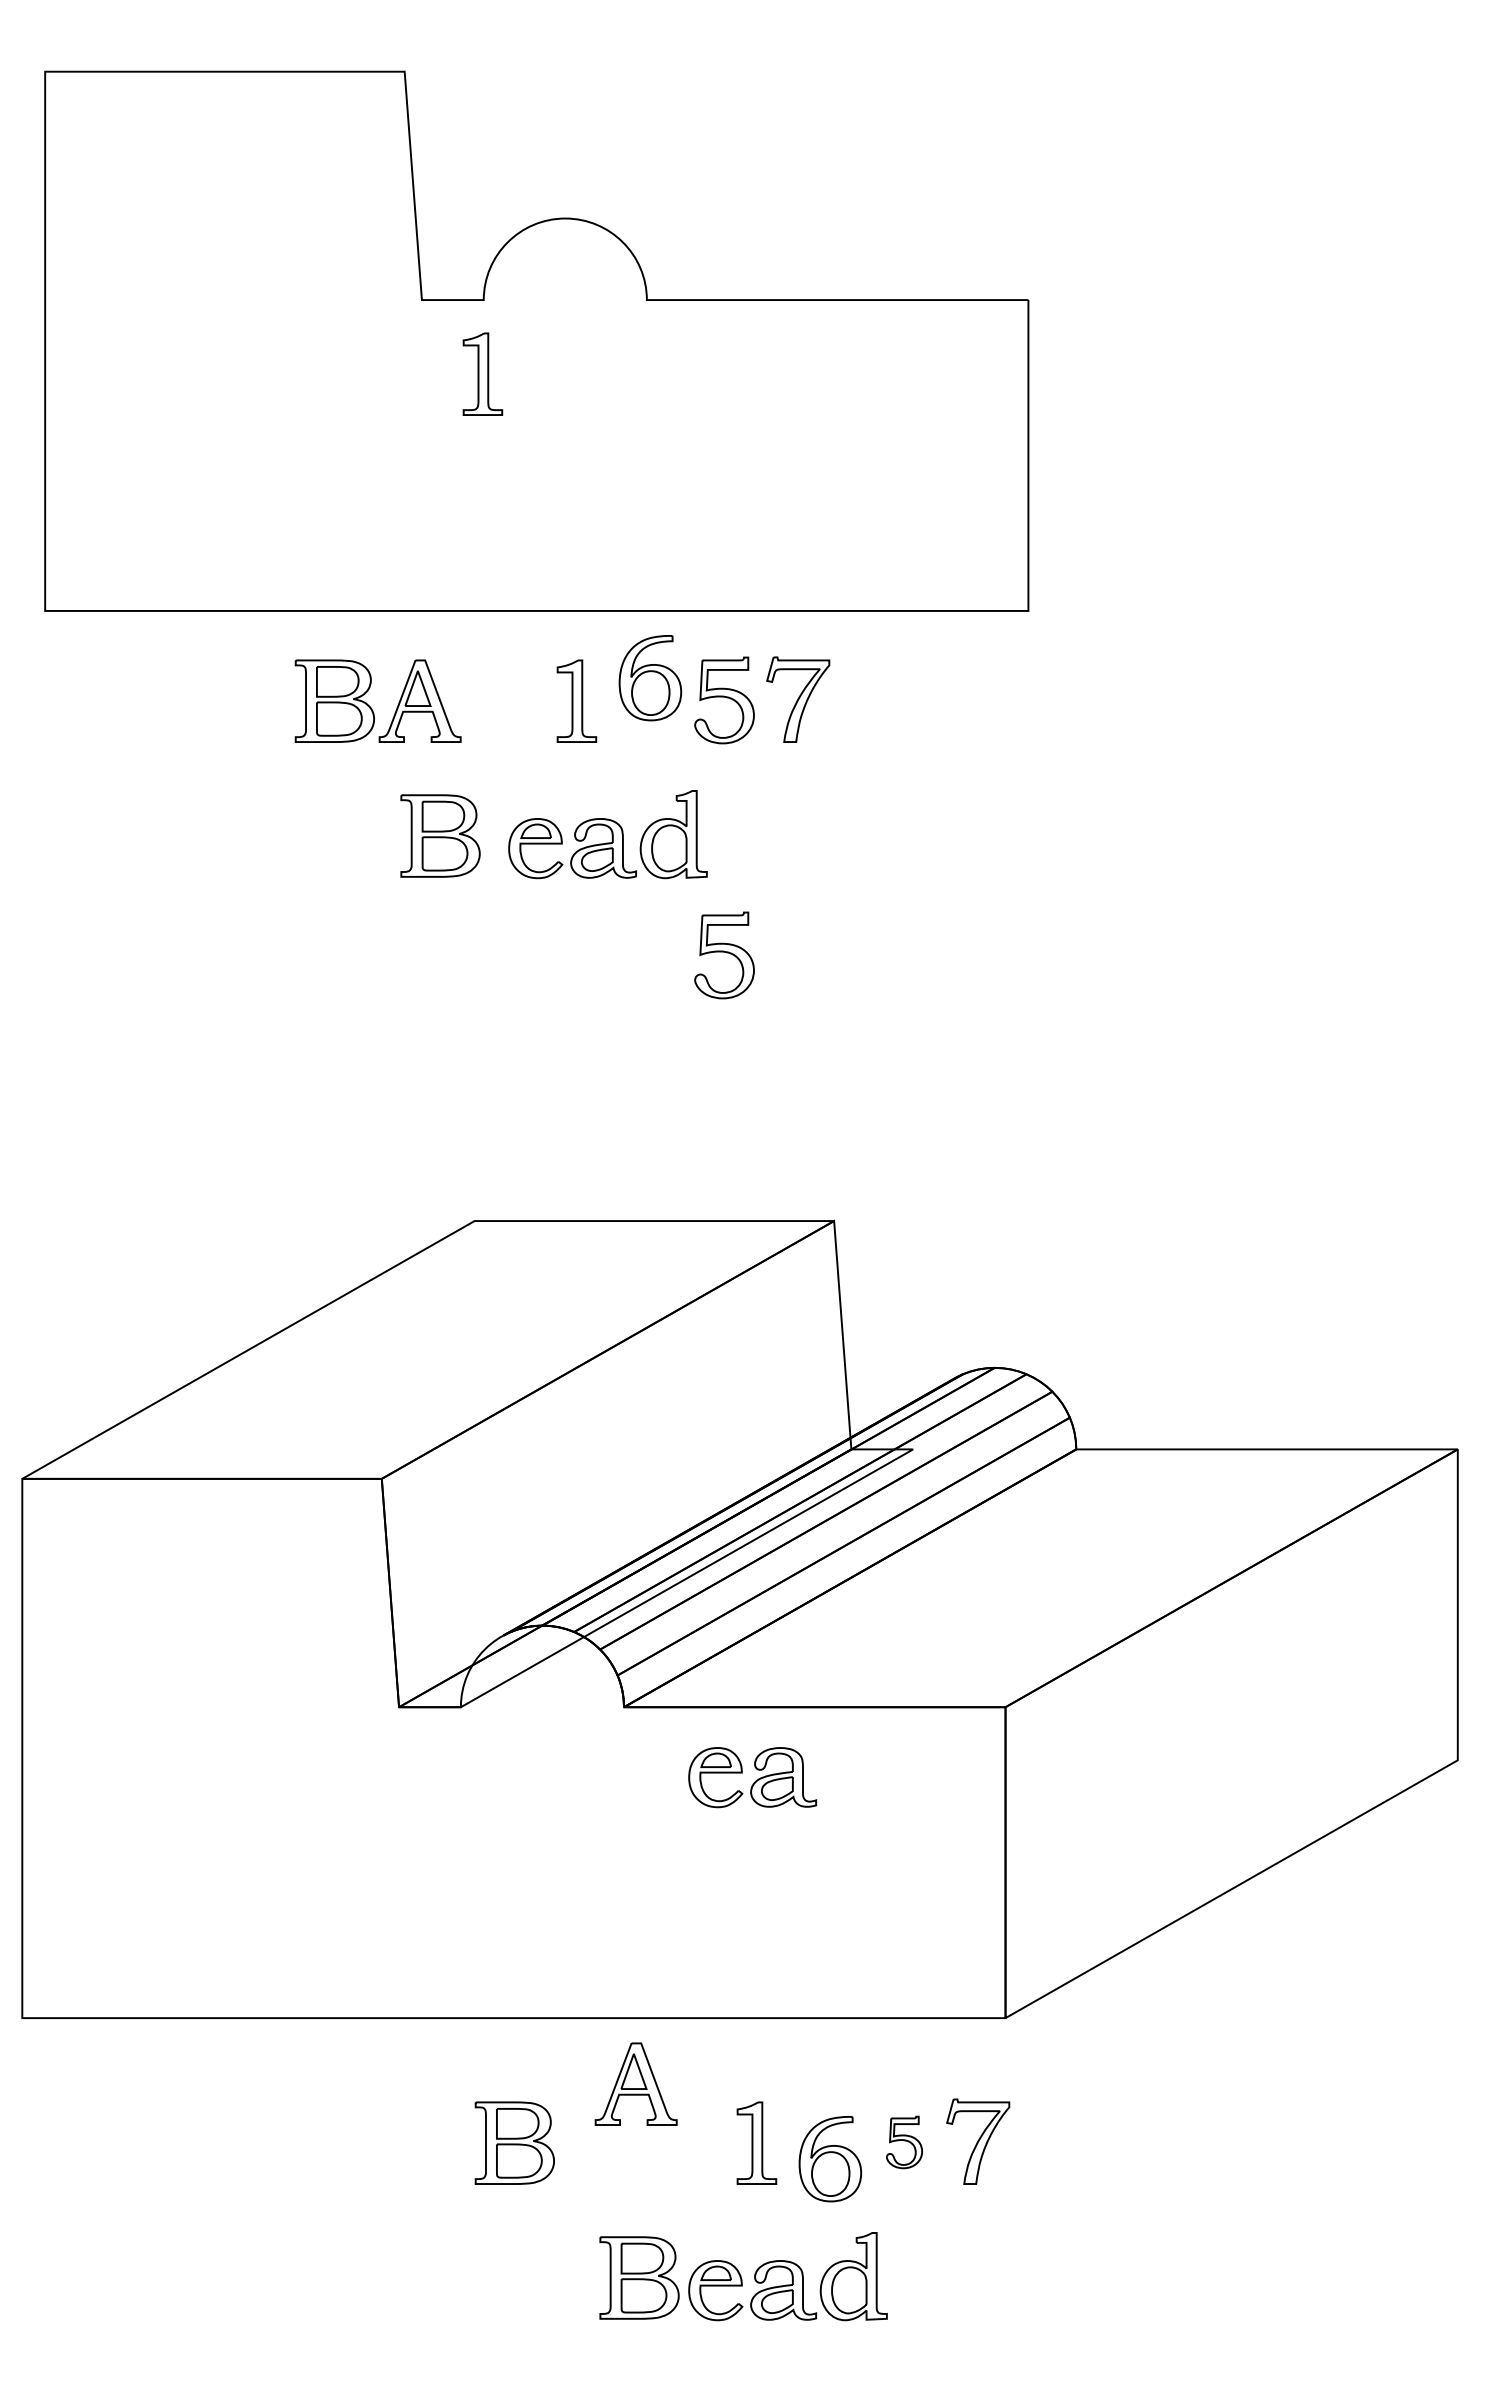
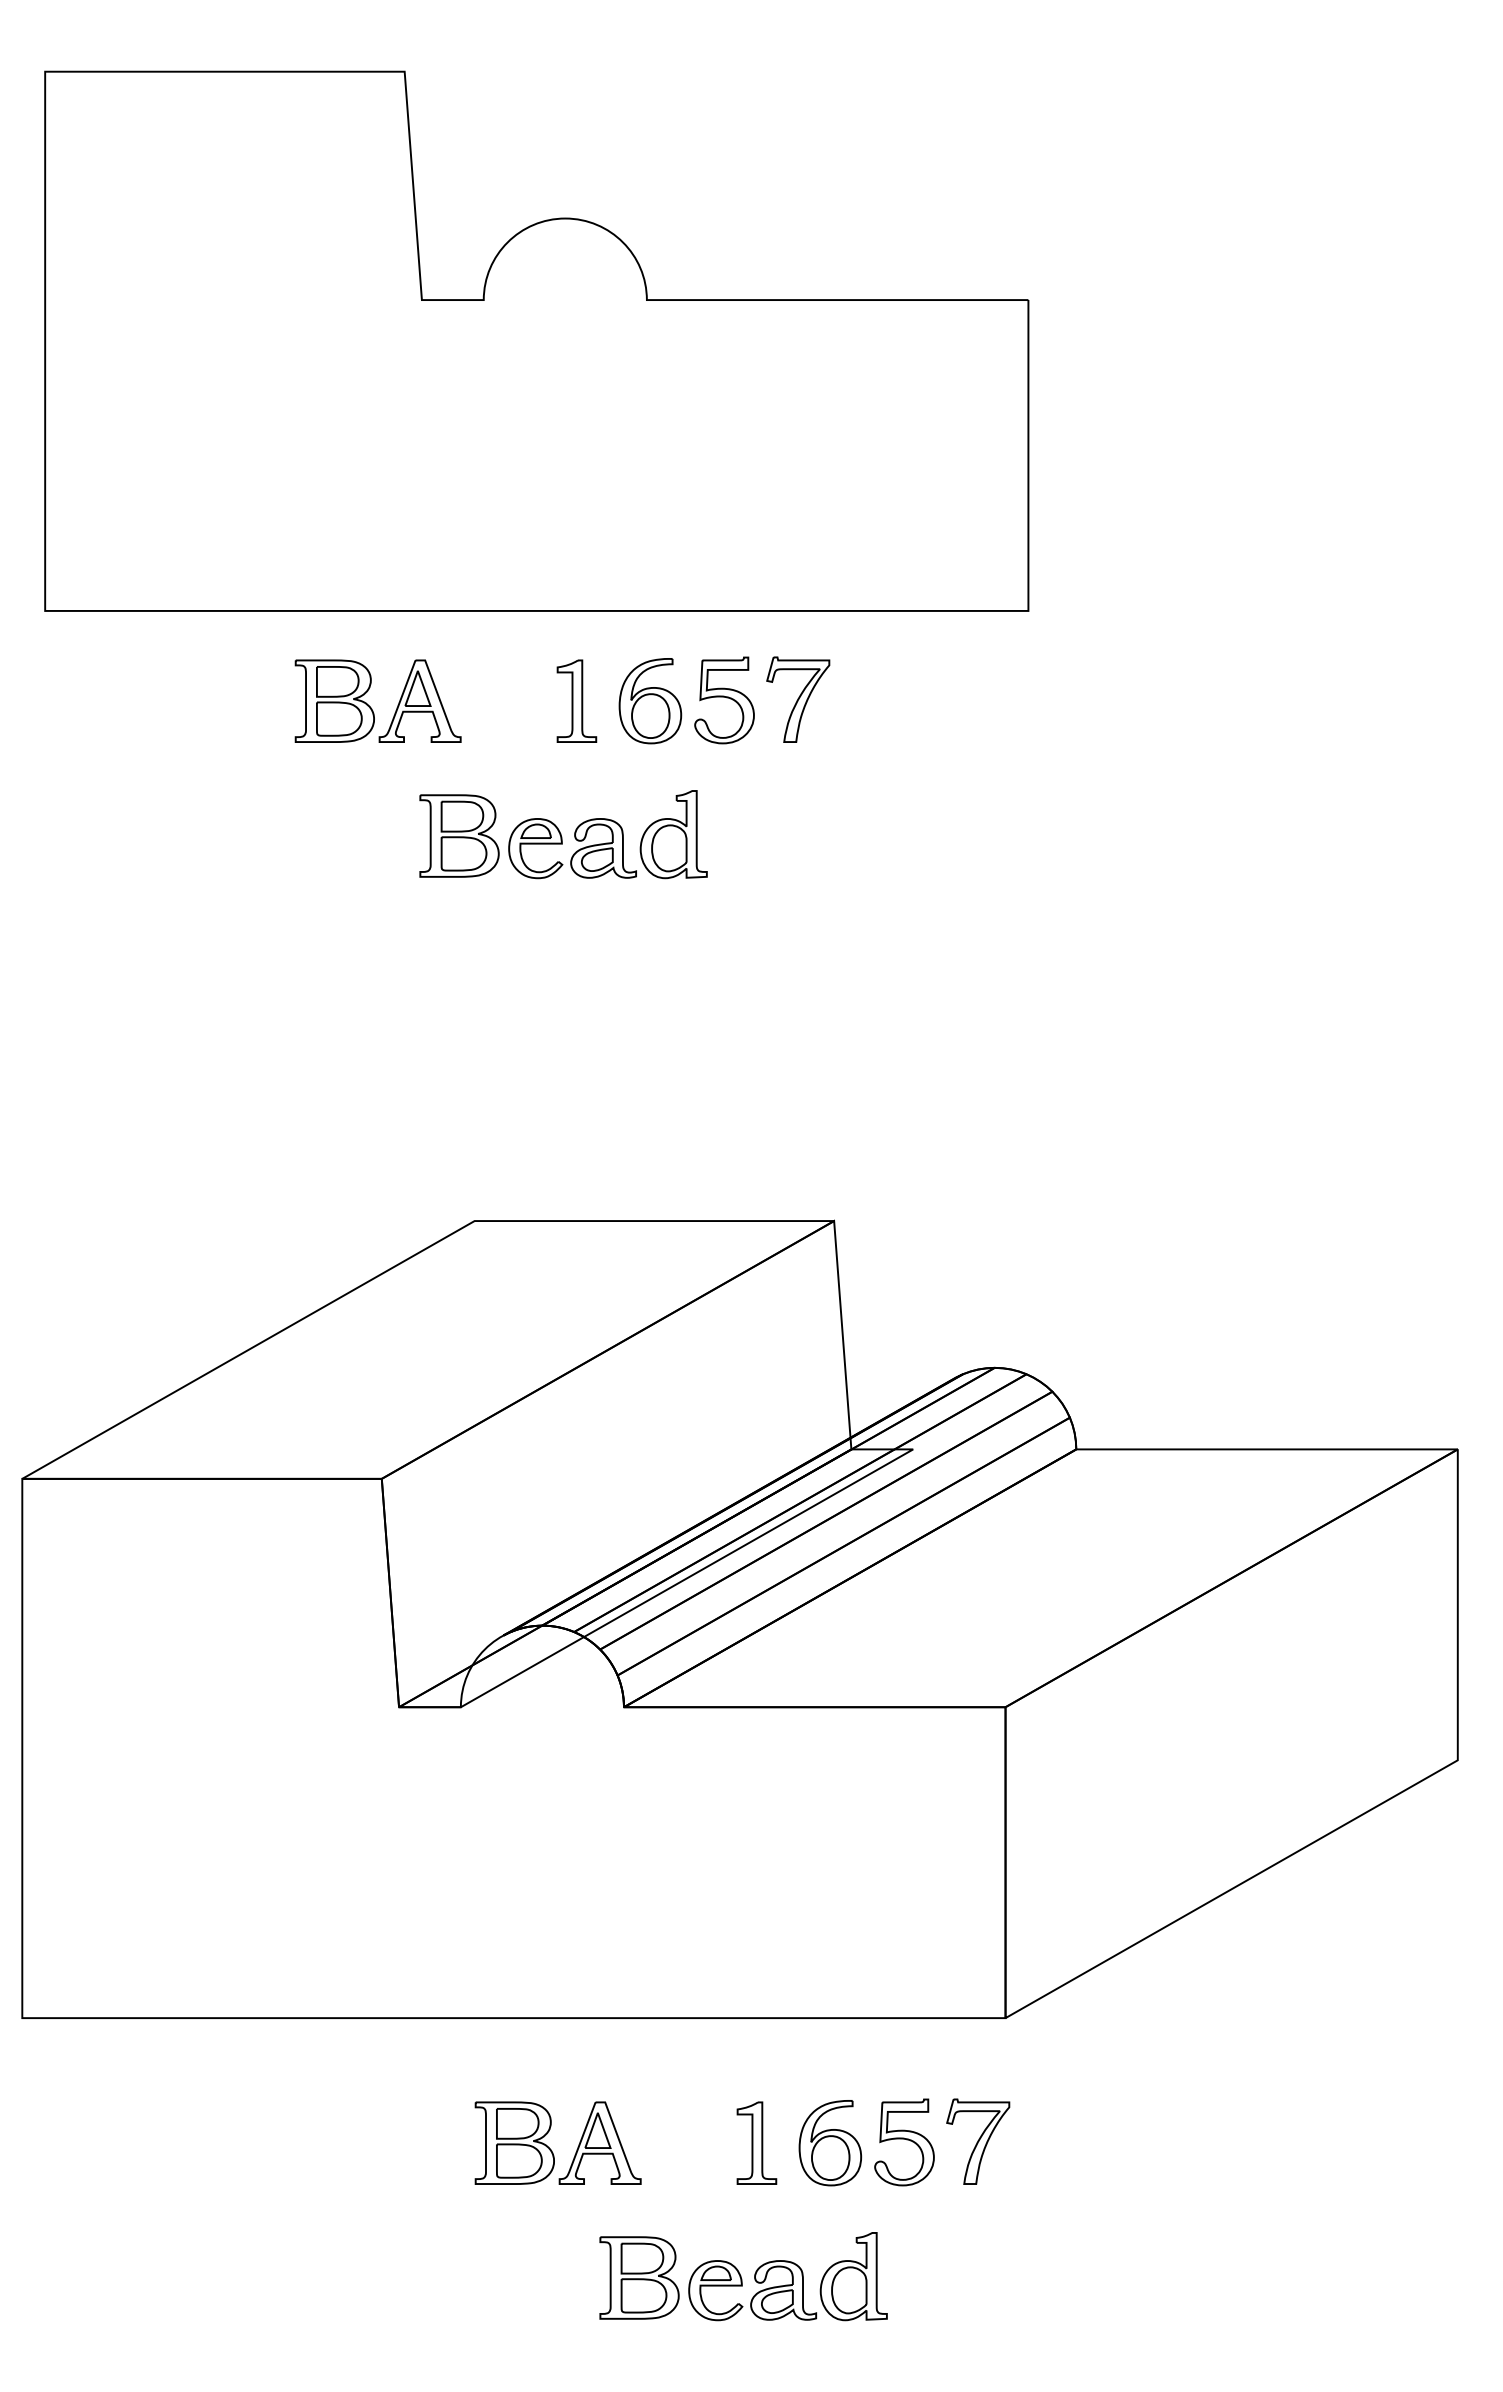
part: present -> none (482, 373)
part position: (650, 678) -> (650, 701) (650, 701)
part position: (440, 835) -> (459, 835) (459, 835)
part: present -> none (724, 955)
part: present -> none (752, 1777)
part position: (635, 2083) -> (599, 2142) (599, 2142)
part size: 37x55 px -> 61x89 px (904, 2142)
part position: (830, 2159) -> (830, 2143) (830, 2143)
